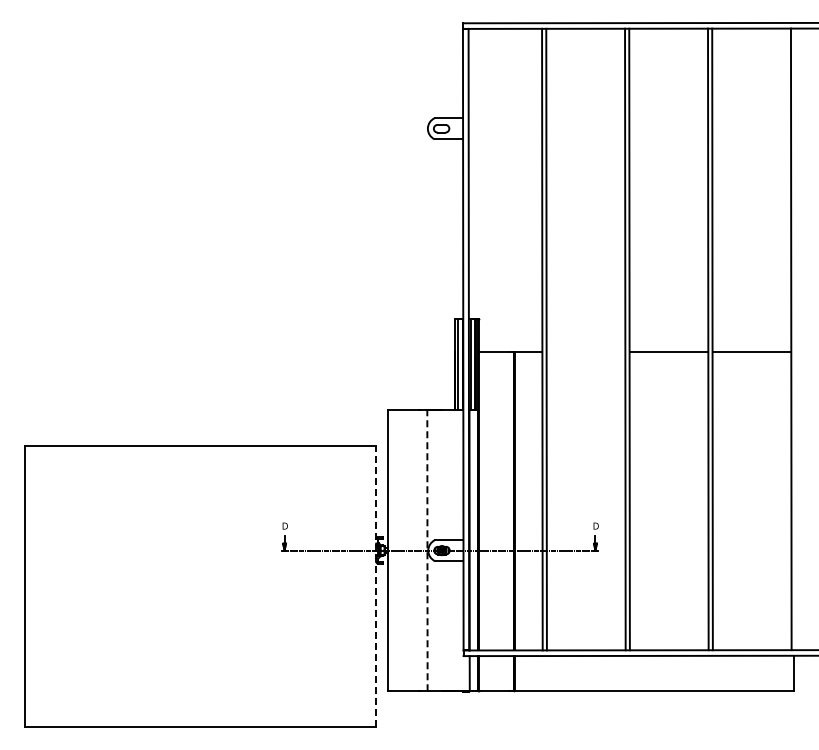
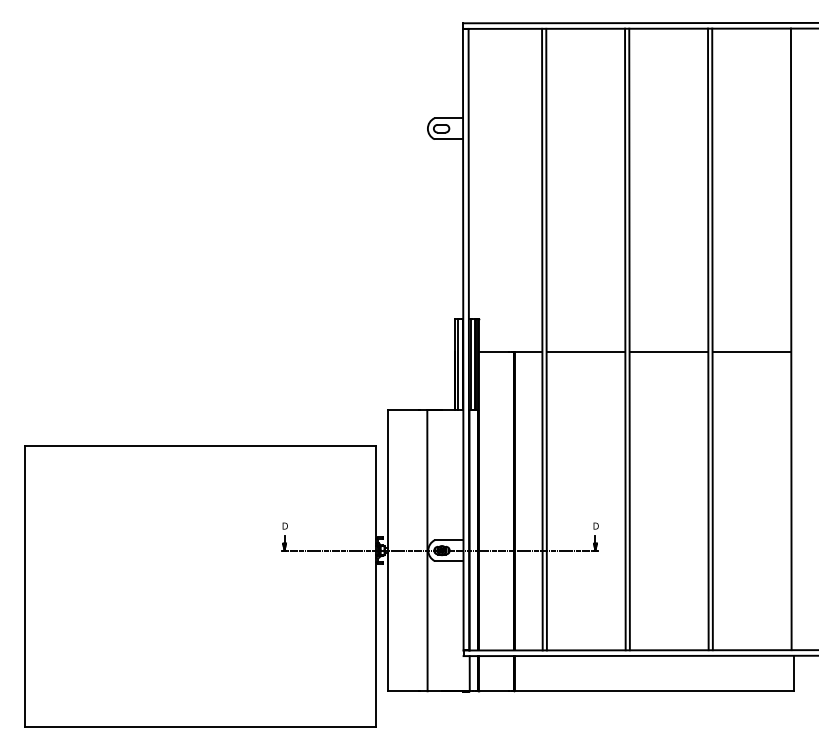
line: none -> present (585, 352)
line: dashed -> solid (427, 550)
line: dashed -> solid (376, 586)
